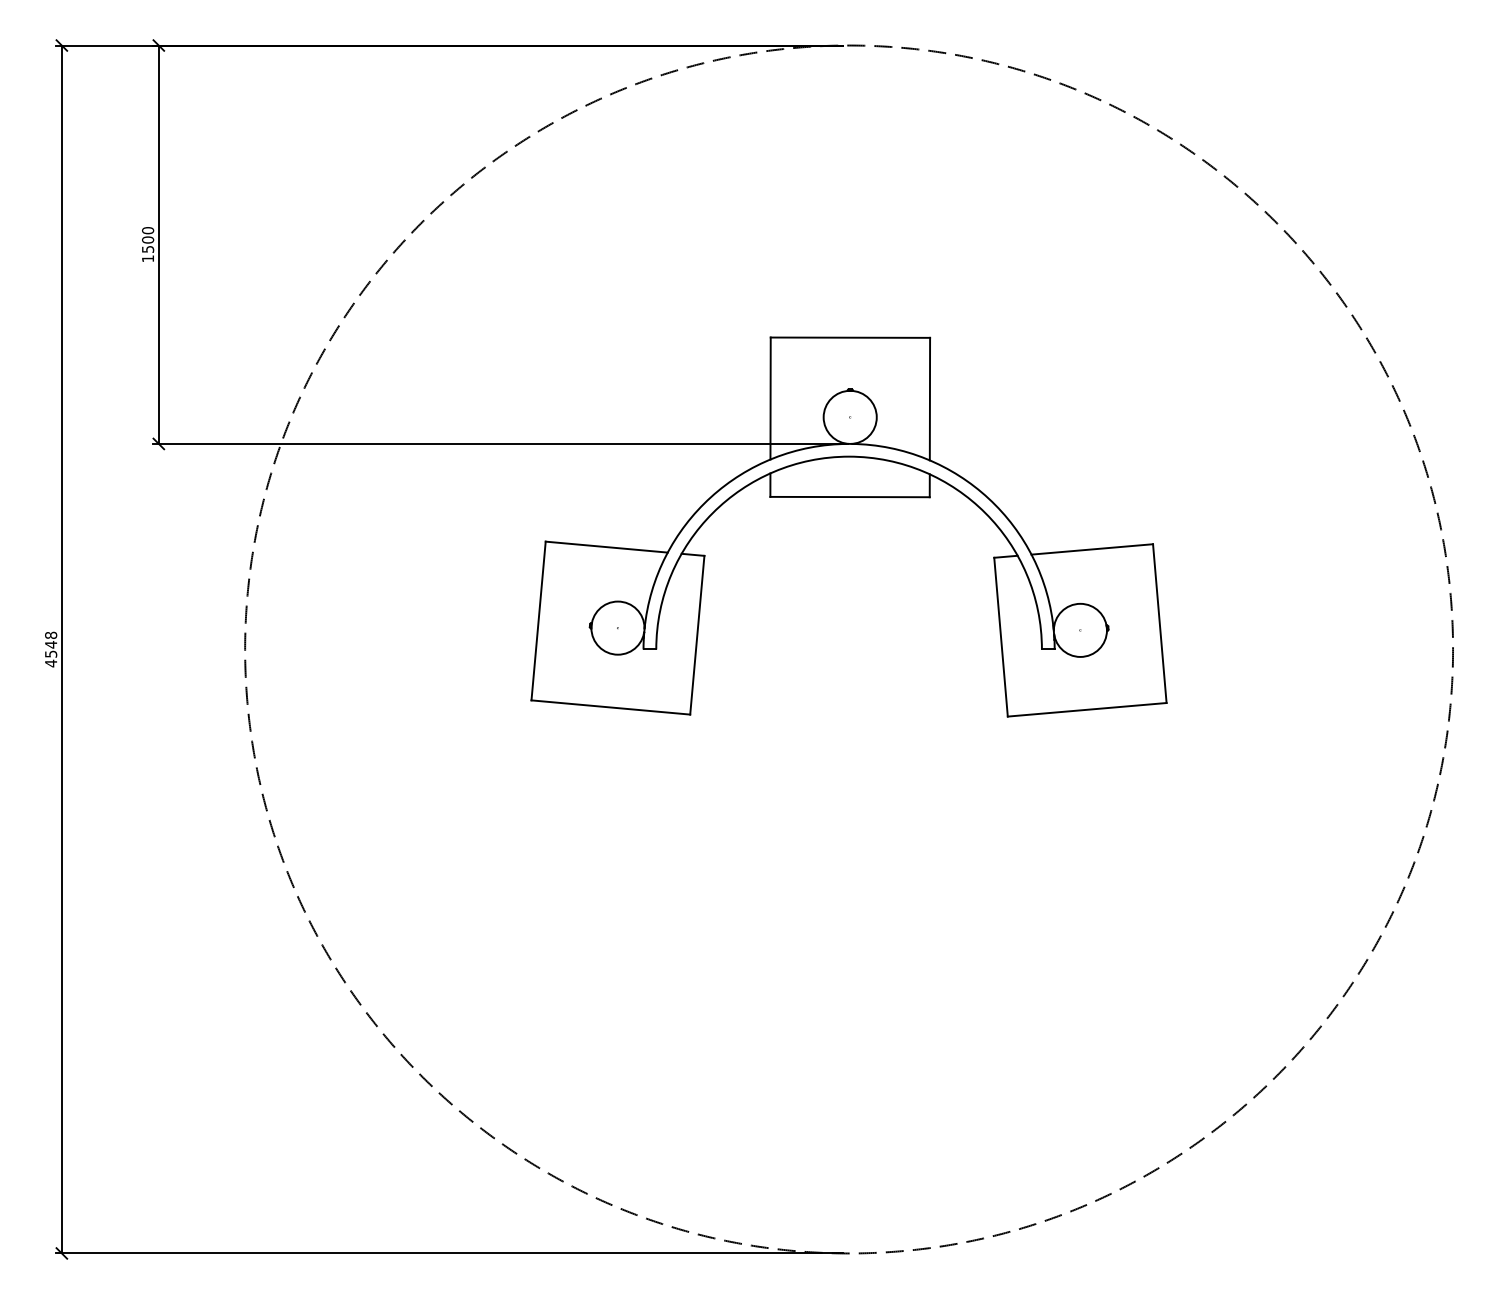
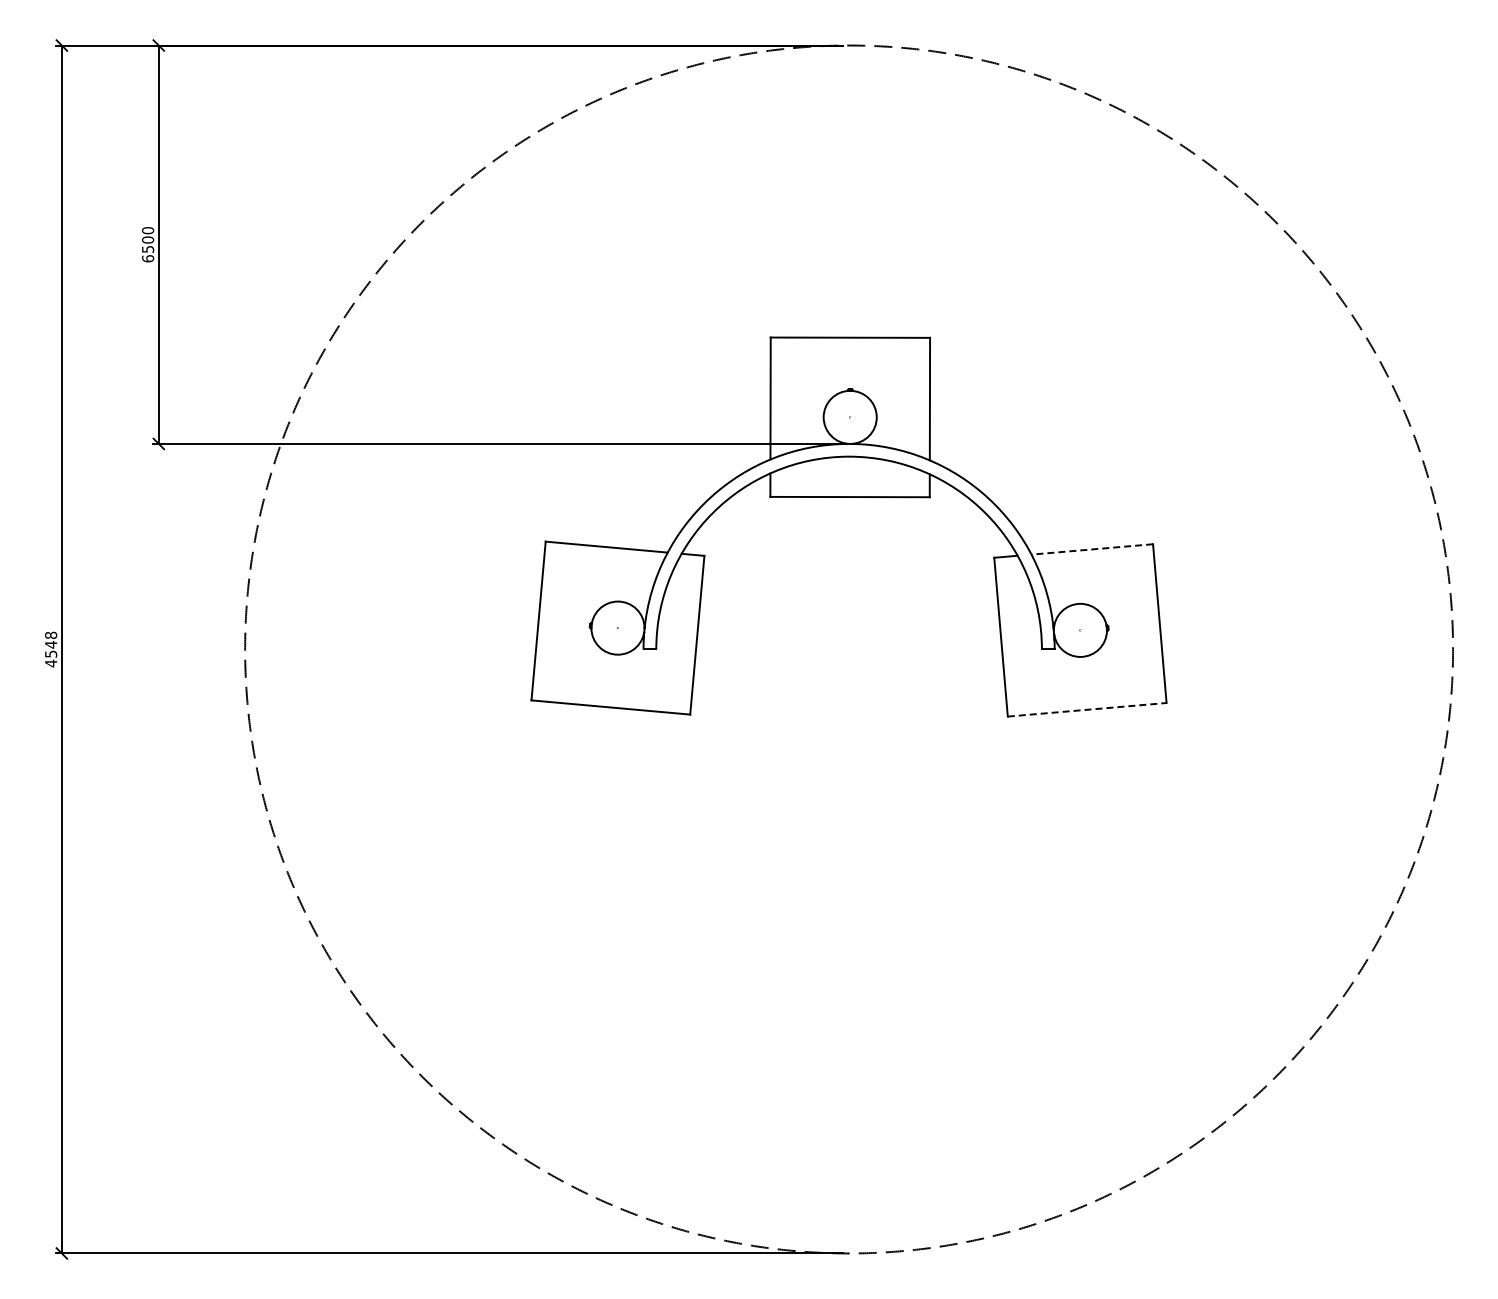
text: 1500 -> 6500 (148, 258)
line: solid -> dashed (1091, 549)
line: solid -> dashed (1087, 709)
